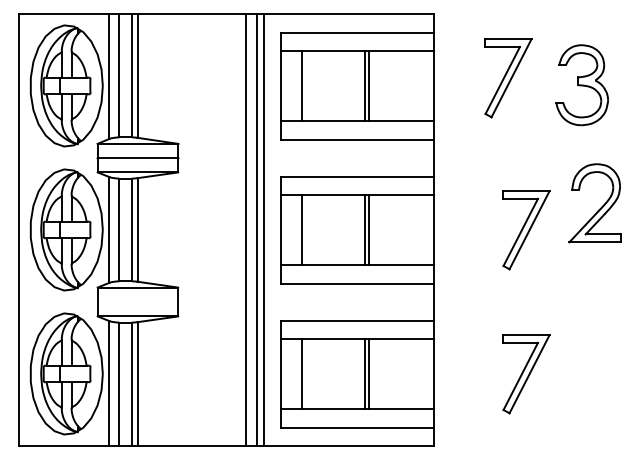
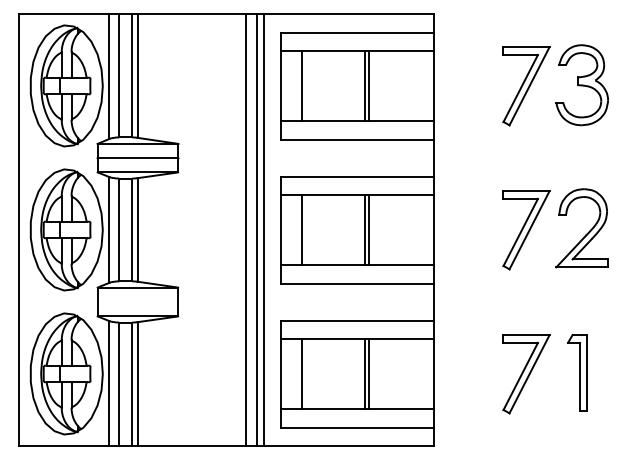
part position: (508, 78) -> (526, 86) (526, 86)
part position: (599, 208) -> (586, 233) (586, 233)
part: none -> present (577, 372)
